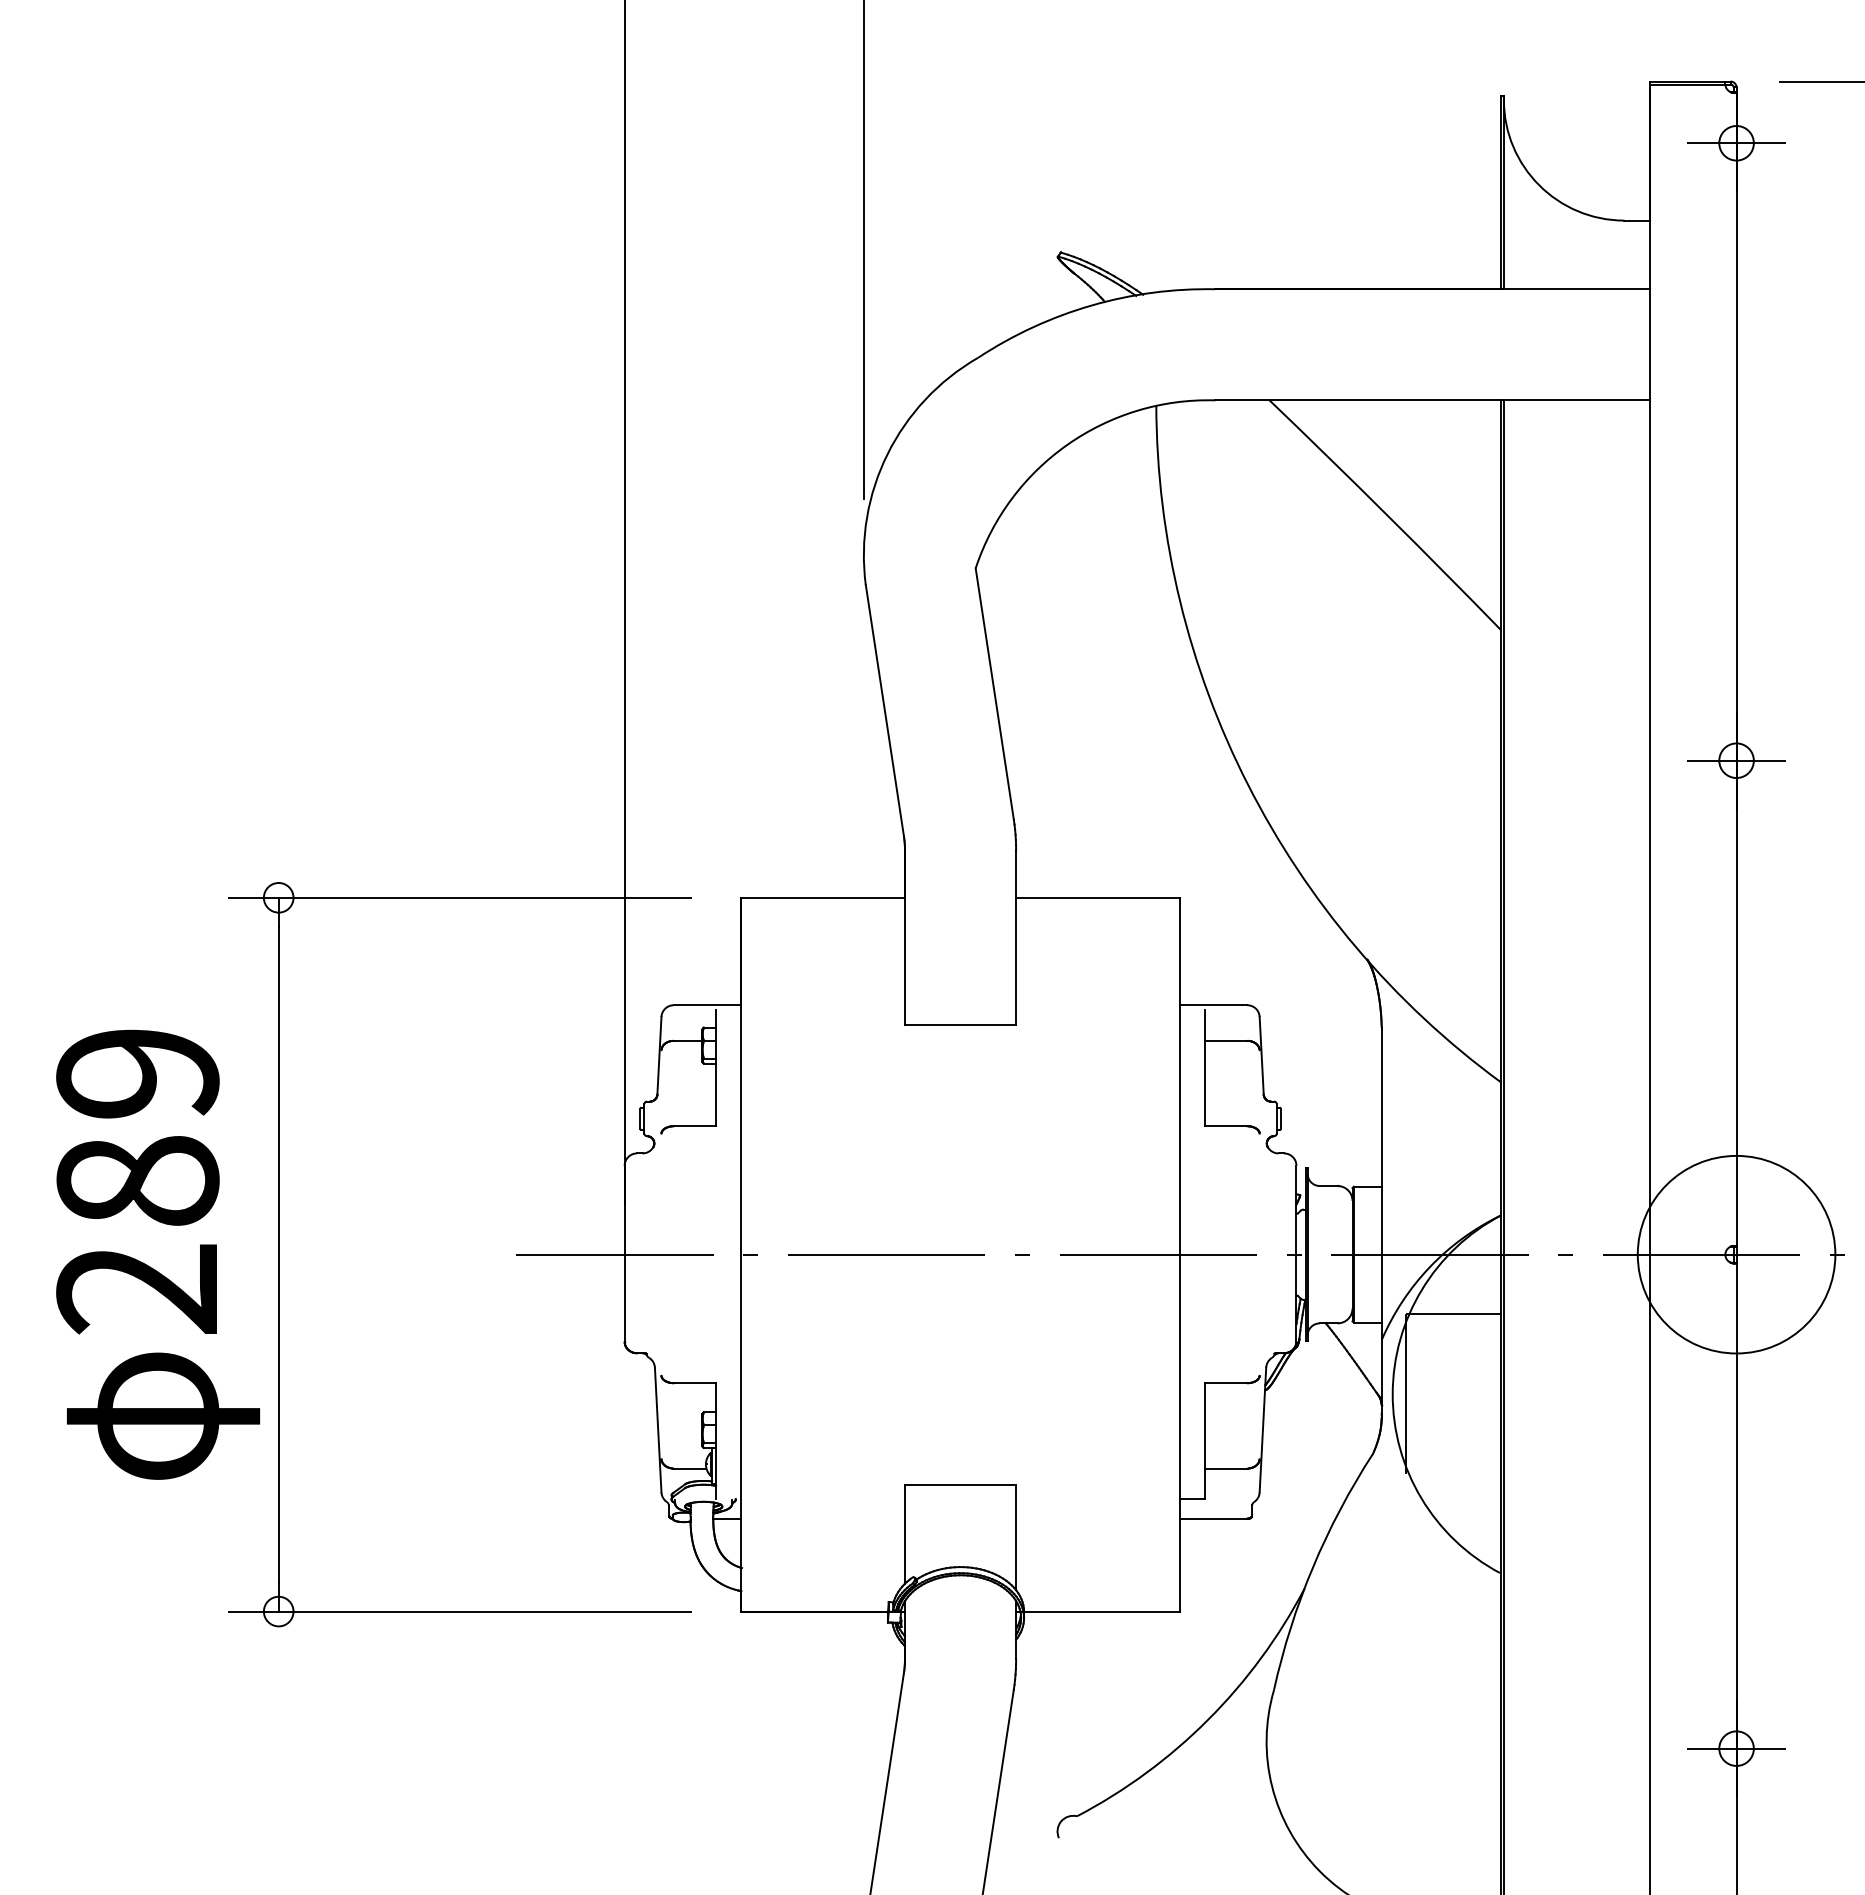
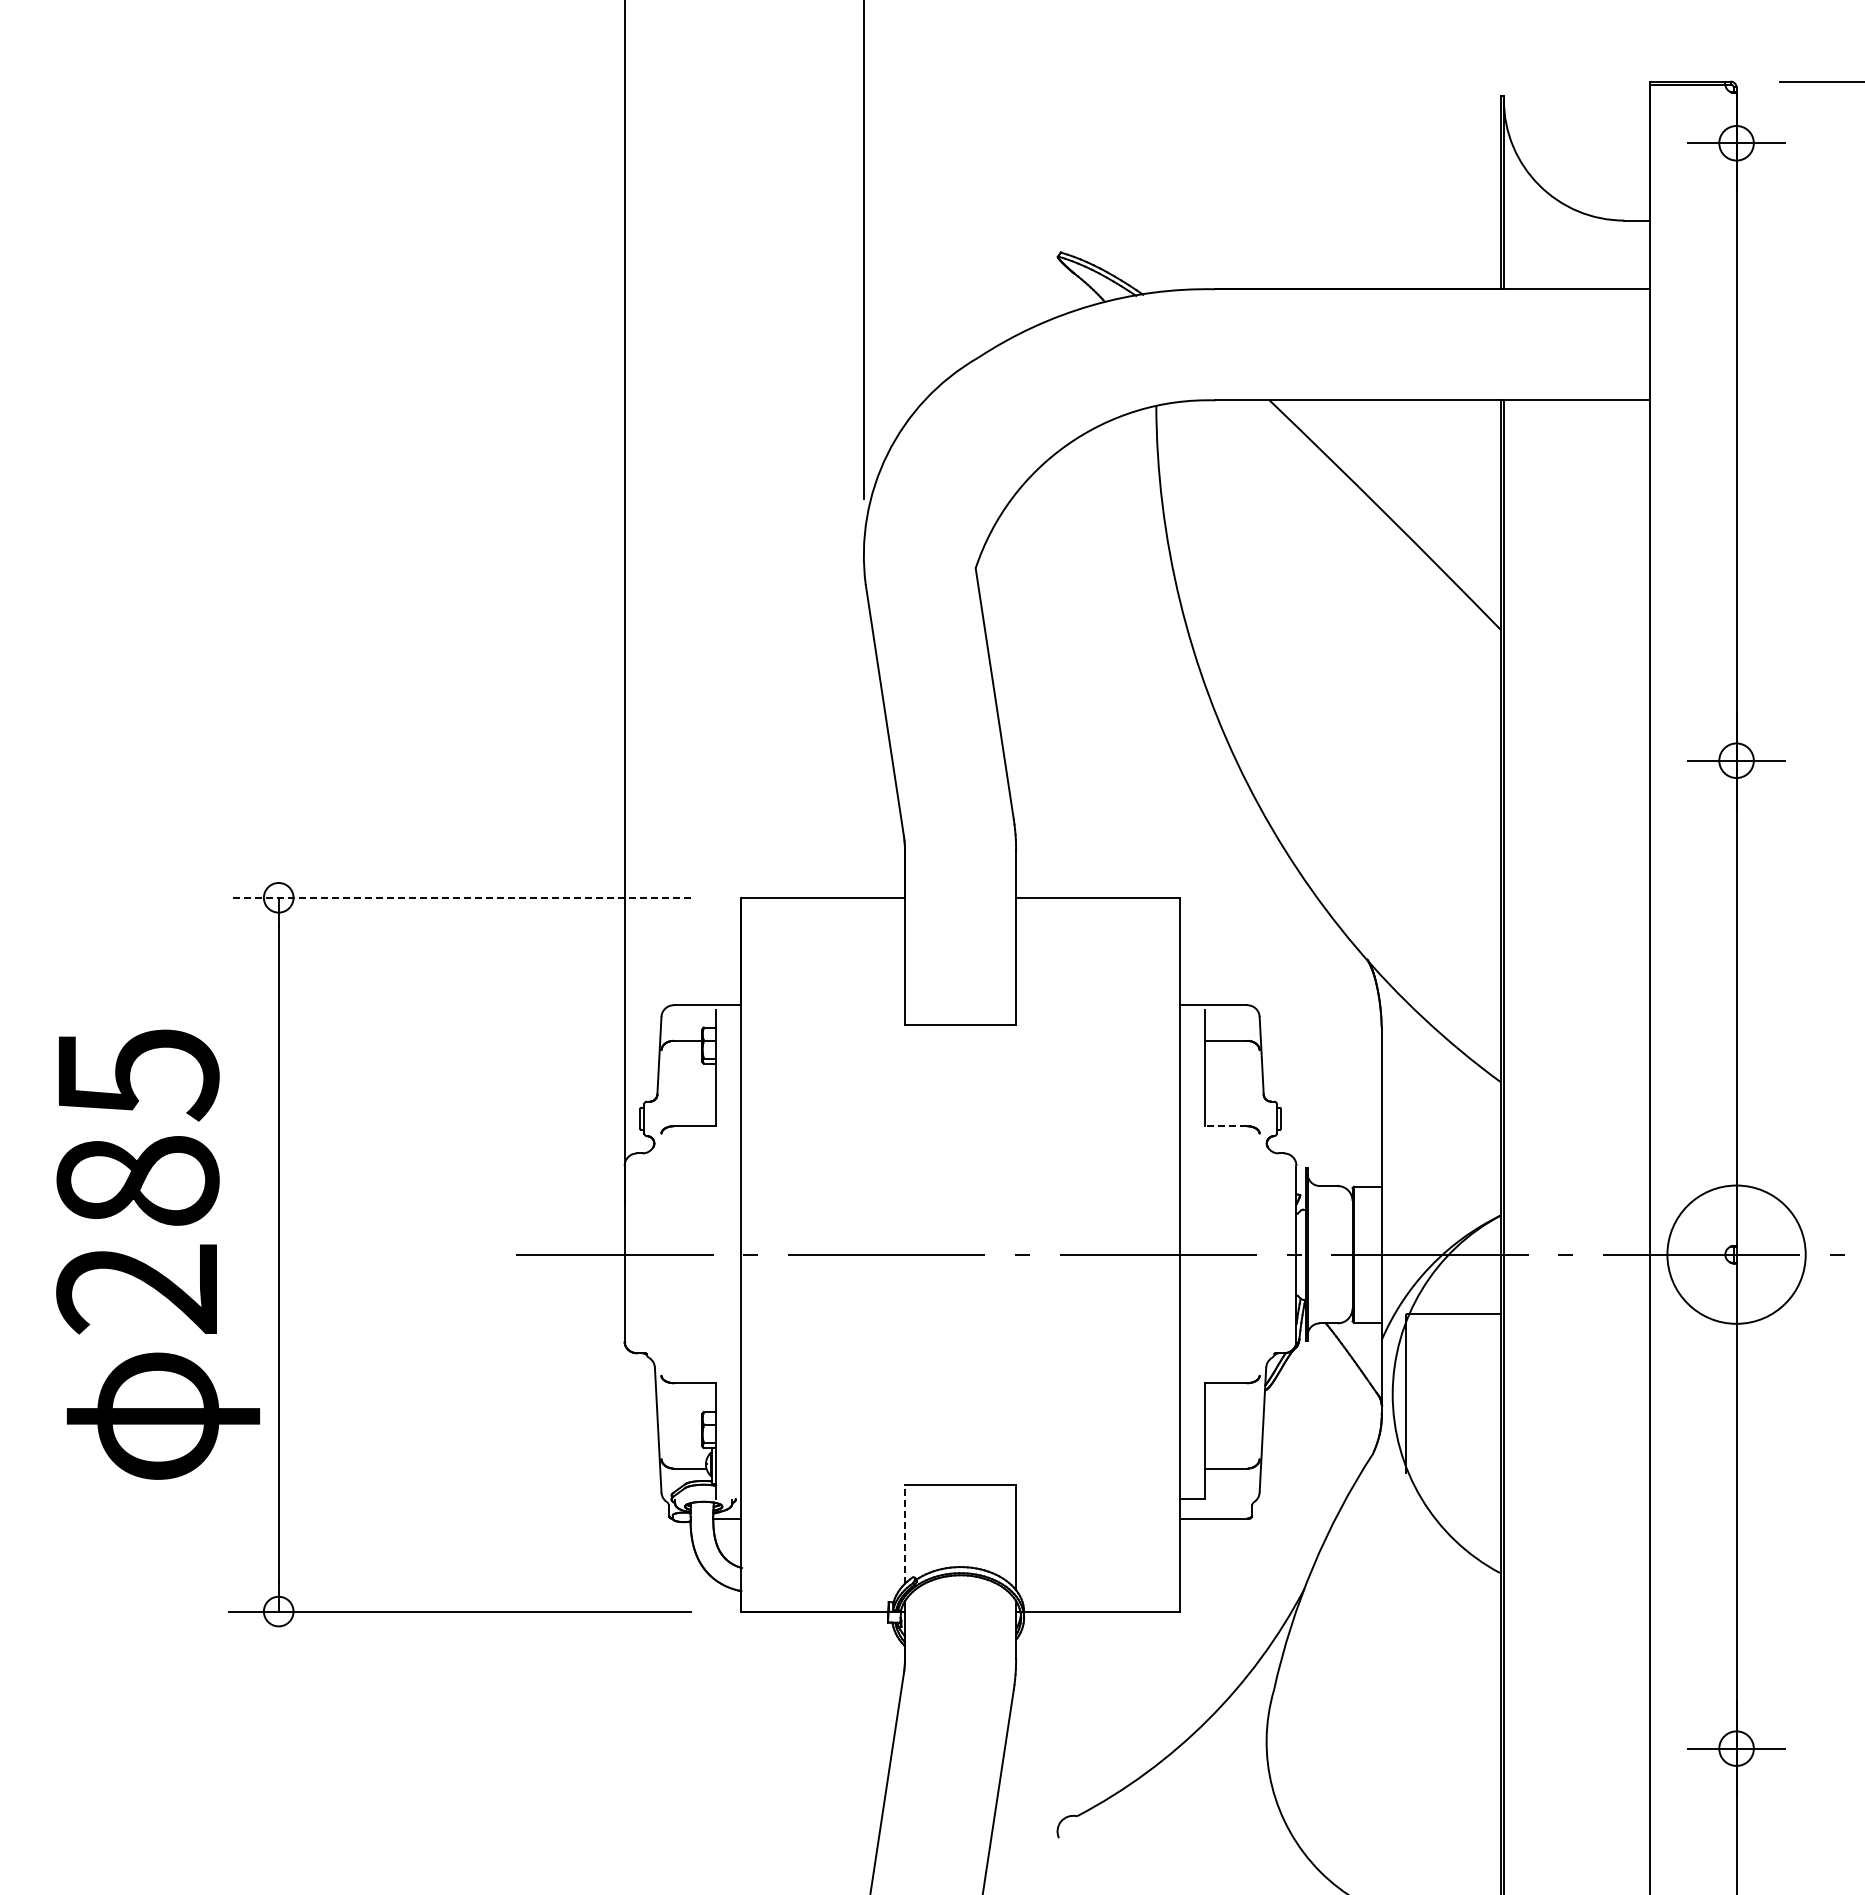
line: solid -> dashed (459, 897)
text: 289 -> 285 (137, 1075)
line: solid -> dashed (1225, 1126)
circle diameter: 198 px -> 138 px (1736, 1254)
line: solid -> dashed (905, 1534)
